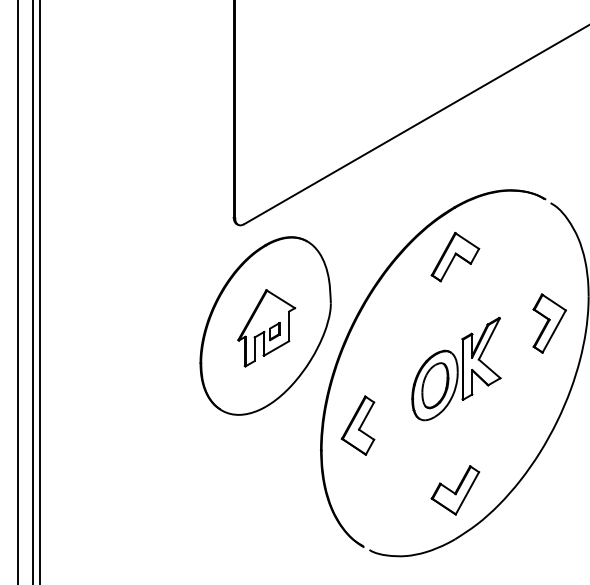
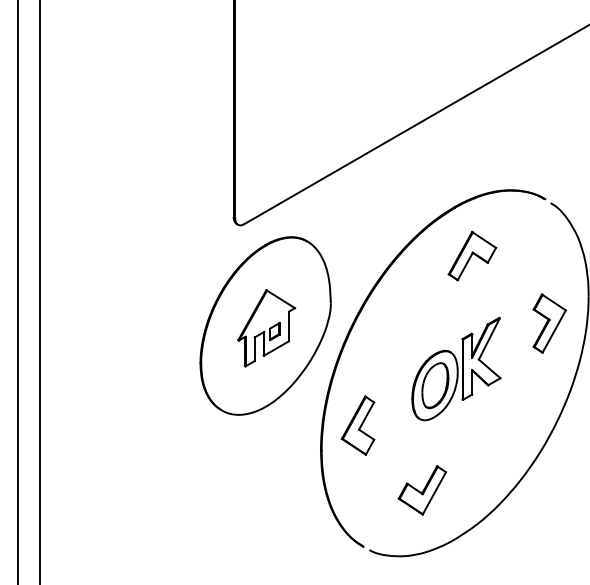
part position: (455, 256) -> (472, 255) (472, 255)
line: present -> none (33, 291)
part position: (455, 490) -> (422, 490) (422, 490)
